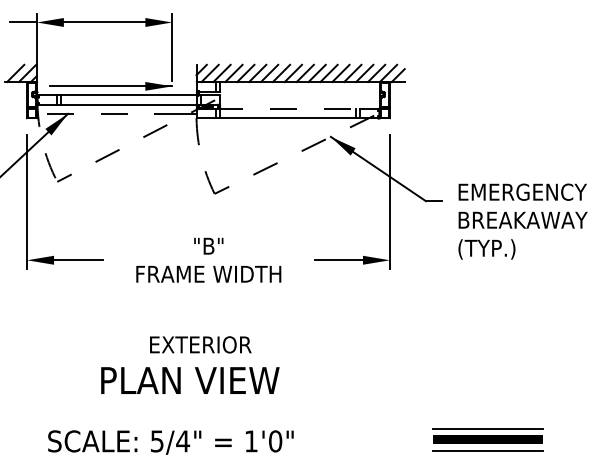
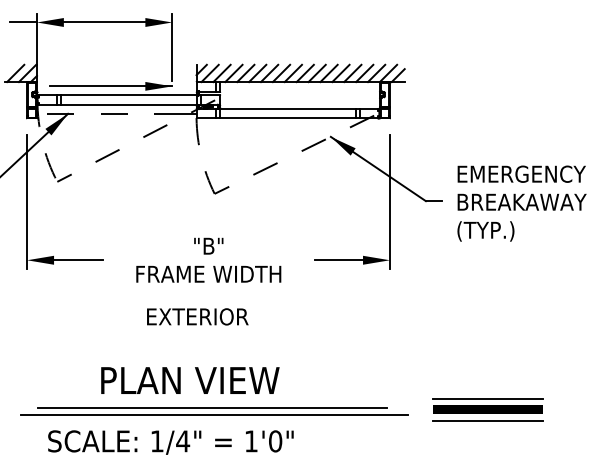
line: dashed -> solid (287, 108)
text position: (522, 221) -> (521, 203) (521, 203)
text position: (200, 344) -> (197, 316) (197, 316)
line: none -> present (212, 407)
line: none -> present (214, 414)
part position: (487, 439) -> (487, 409) (487, 409)
text: 5/4" -> 1/4" (157, 441)
